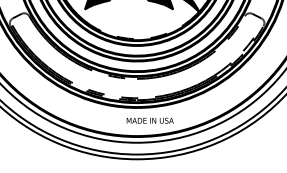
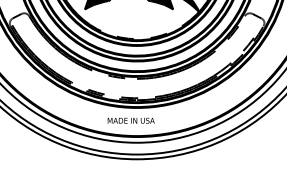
text position: (149, 120) -> (130, 120) (130, 120)
